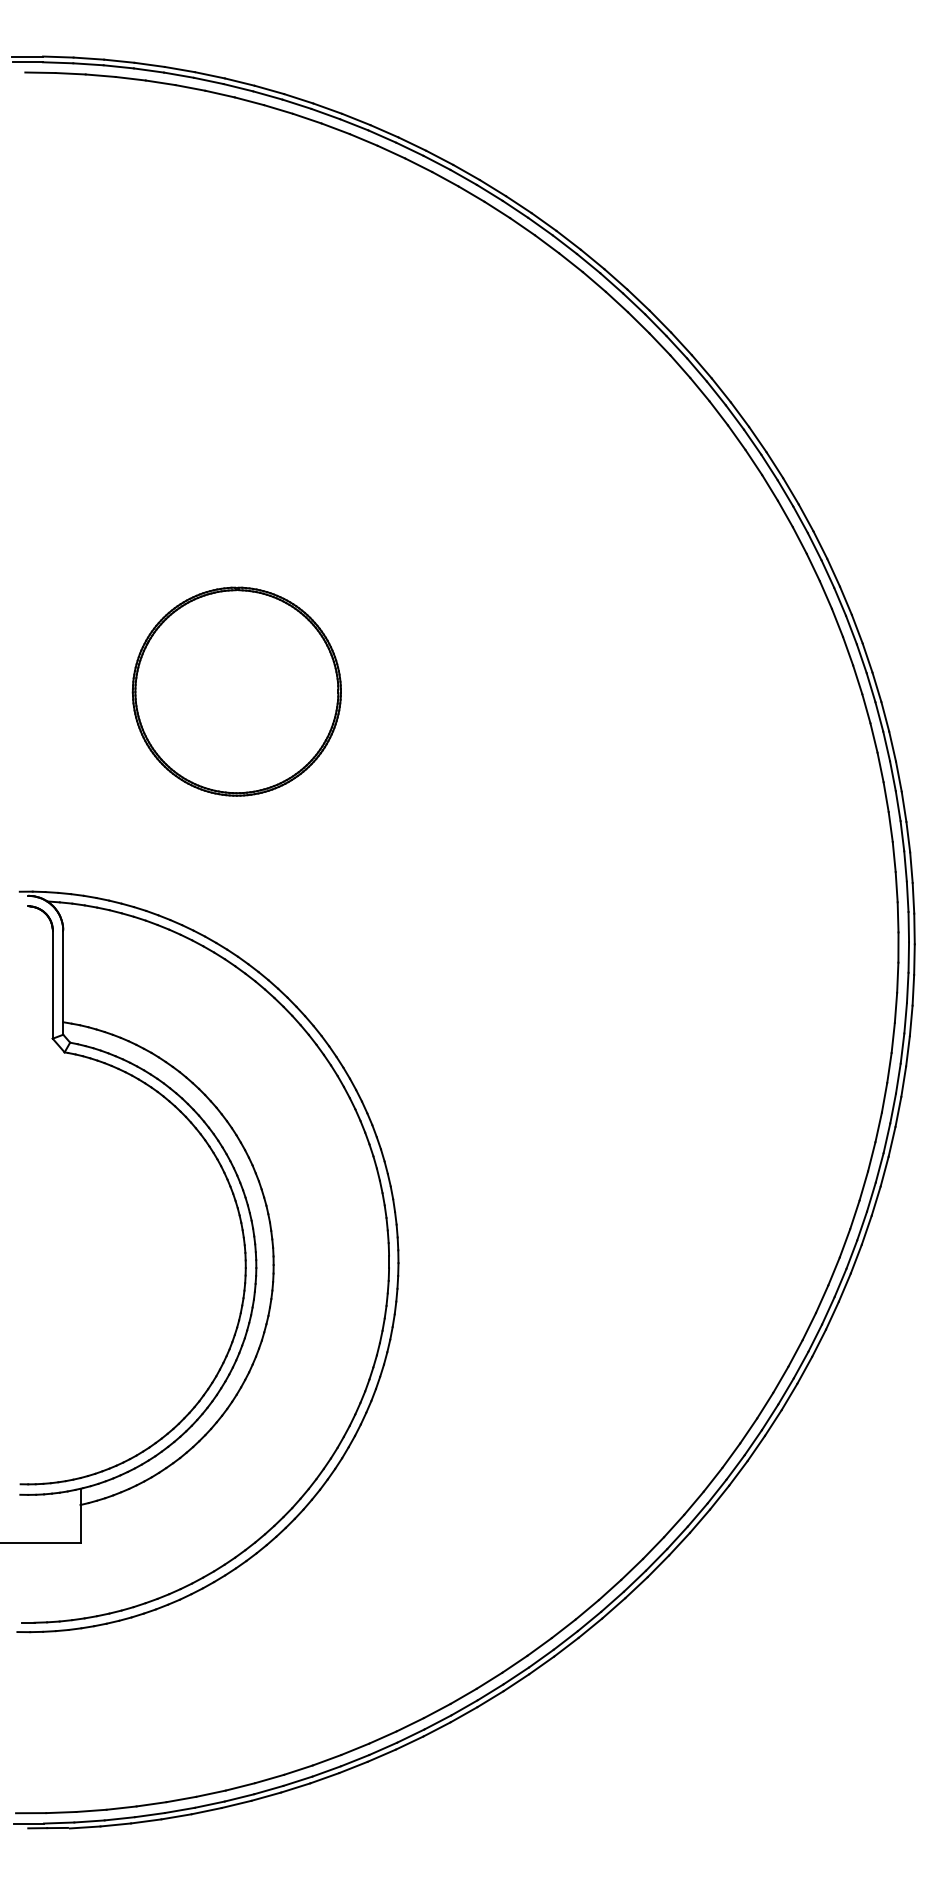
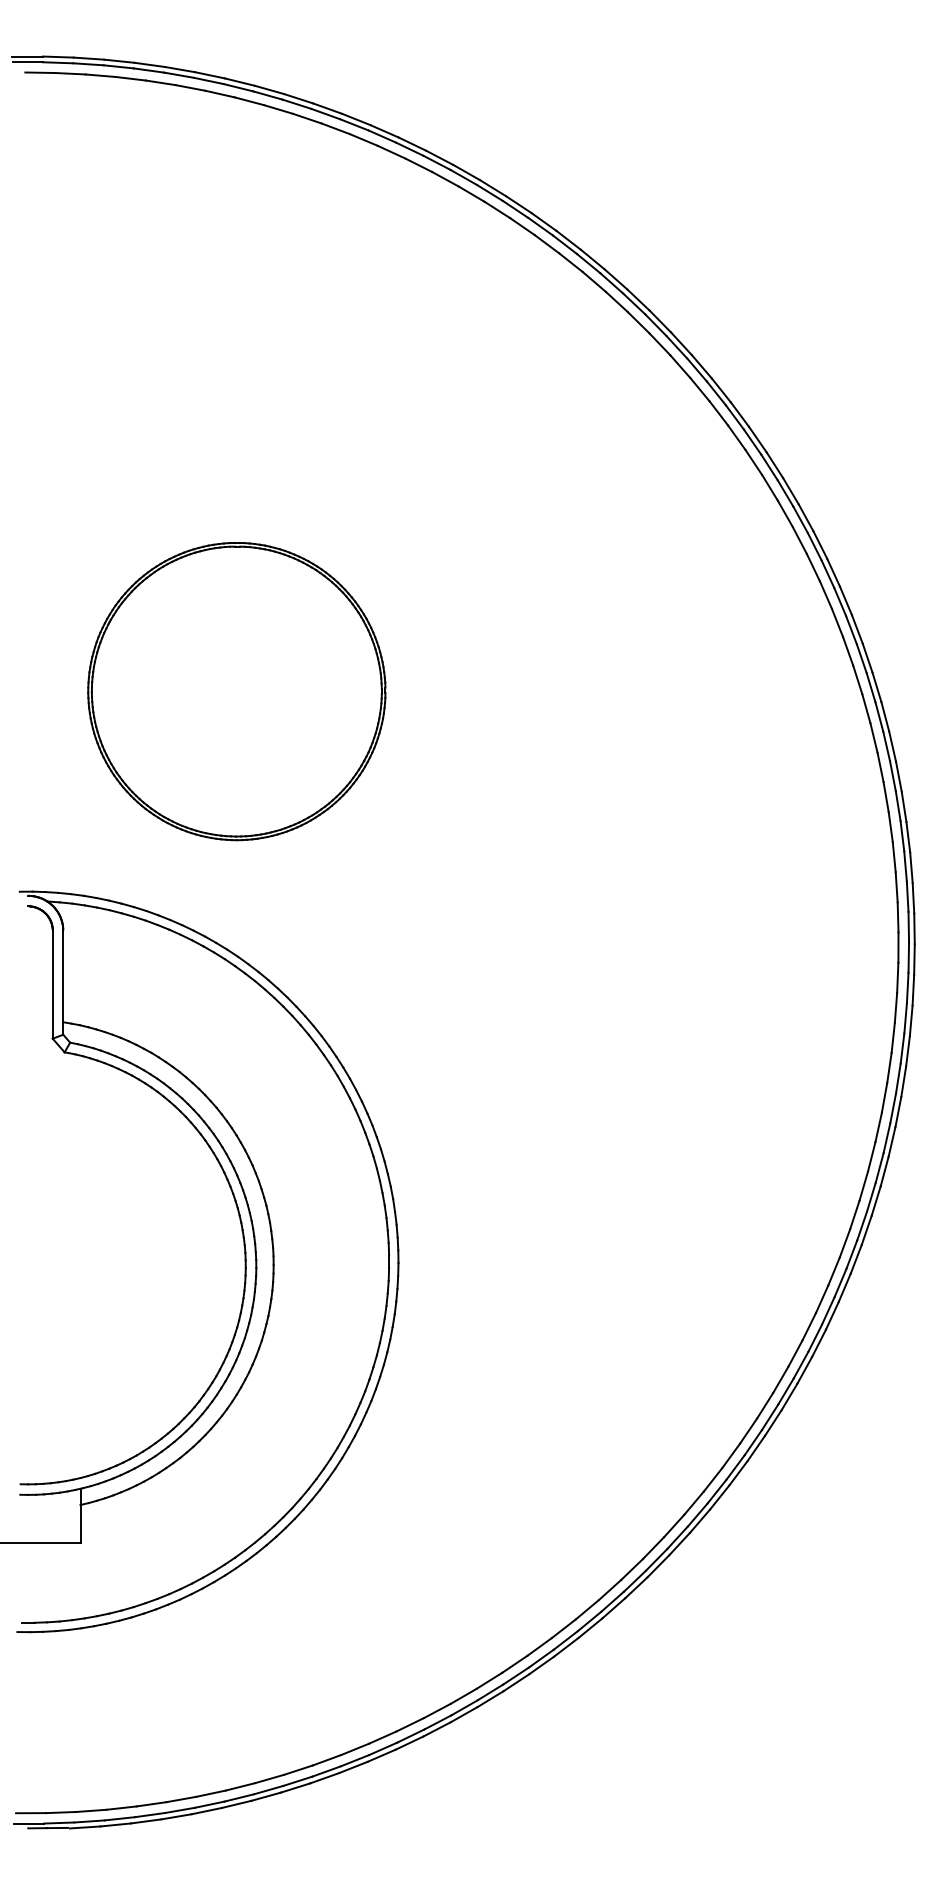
part size: 211x211 px -> 300x300 px (236, 691)
